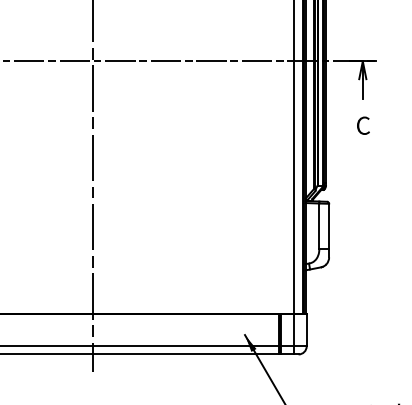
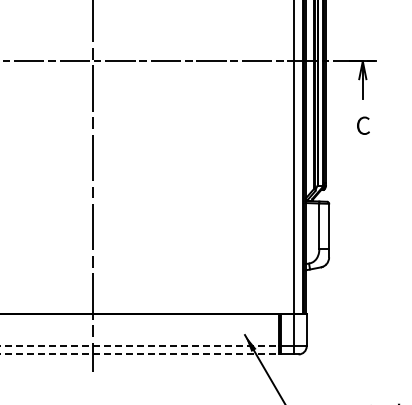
line: solid -> dashed (140, 346)
line: solid -> dashed (140, 354)
